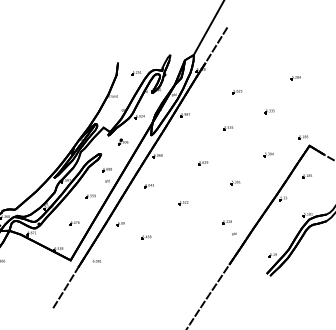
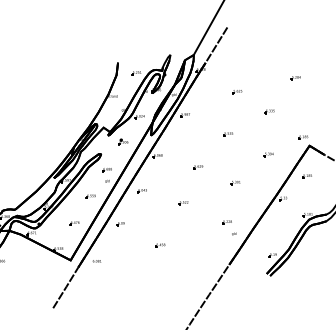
part position: (227, 128) -> (227, 134) (227, 134)
part position: (203, 163) -> (198, 167) (198, 167)
part position: (148, 186) -> (141, 191) (141, 191)
part position: (146, 237) -> (160, 245) (160, 245)
